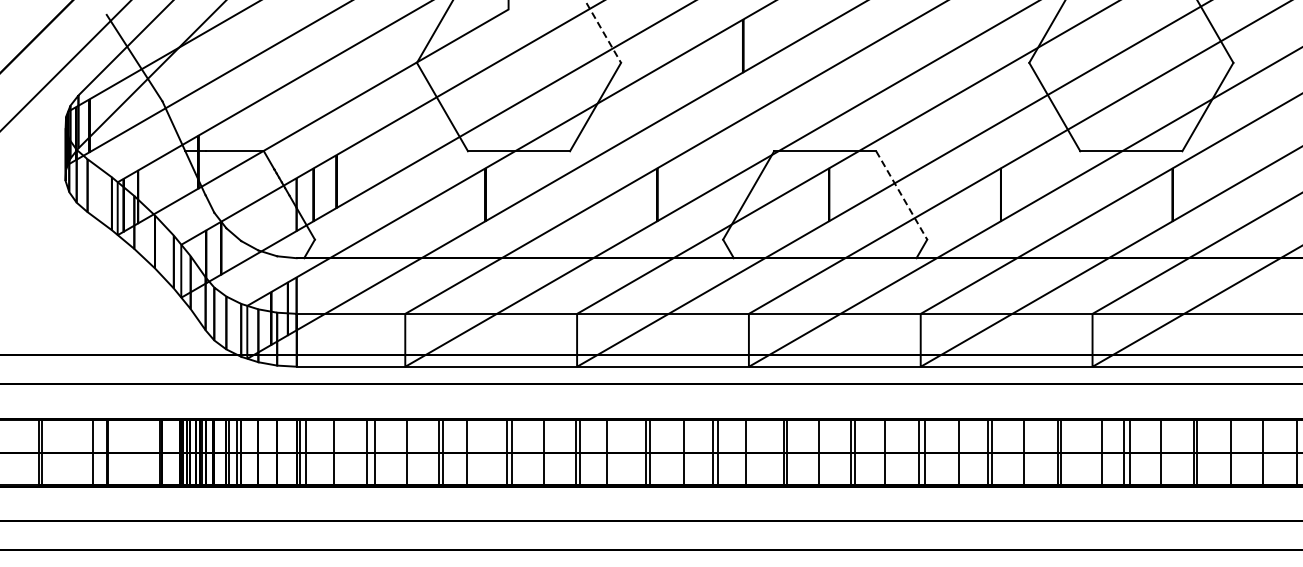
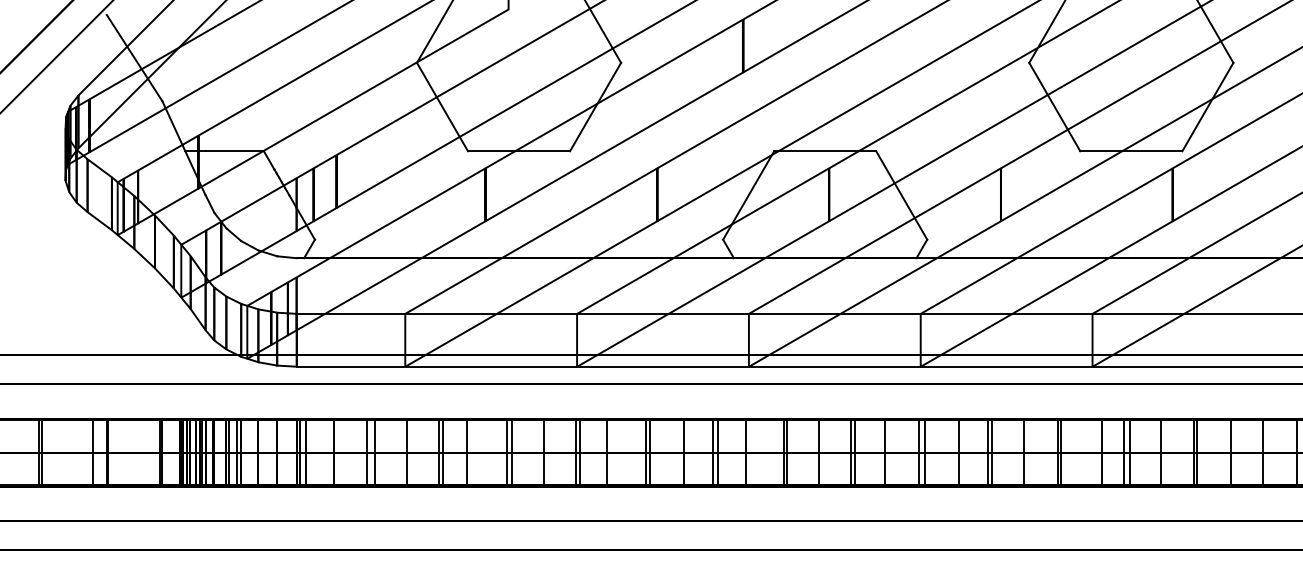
line: dashed -> solid (603, 32)
line position: (65, 65) -> (56, 56) (56, 56)
line: dashed -> solid (901, 195)
